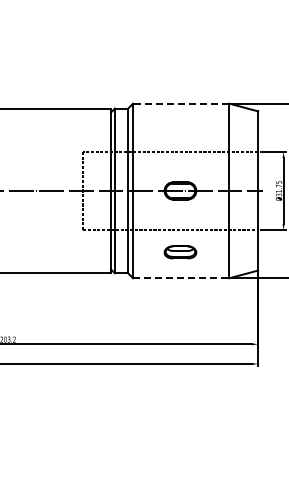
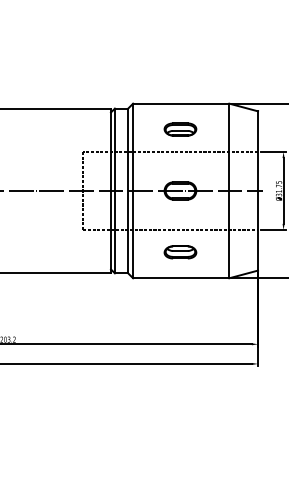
line: dashed -> solid (180, 103)
part: none -> present (180, 129)
line: dashed -> solid (181, 278)
